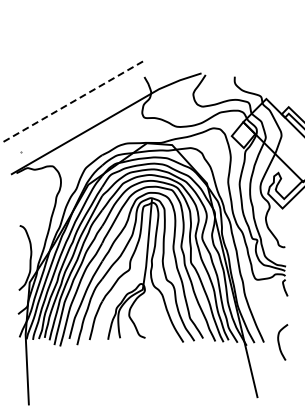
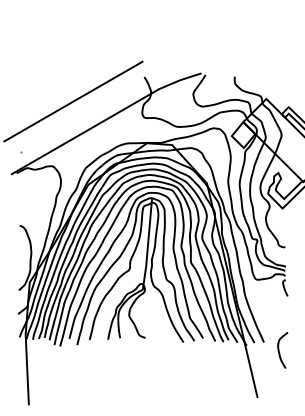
line: dashed -> solid (73, 101)
curve position: (279, 342) -> (279, 350) (279, 350)
